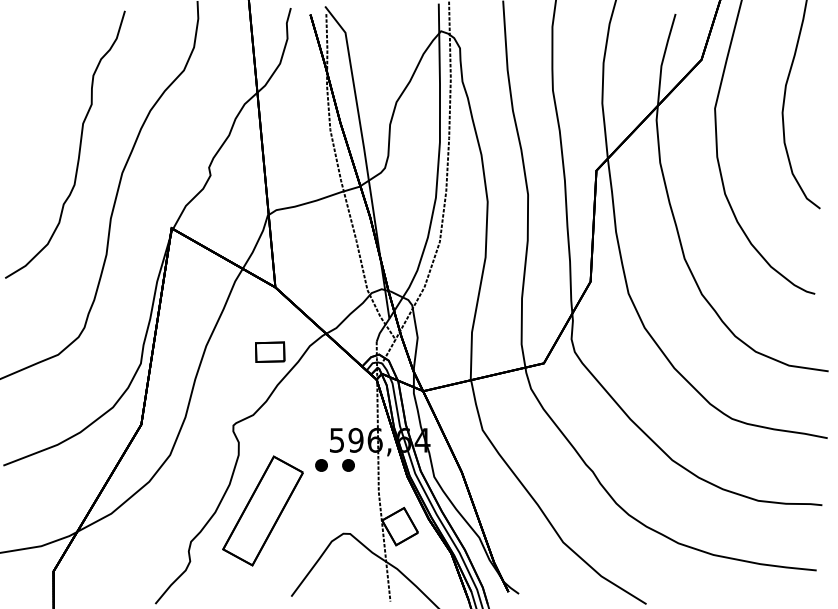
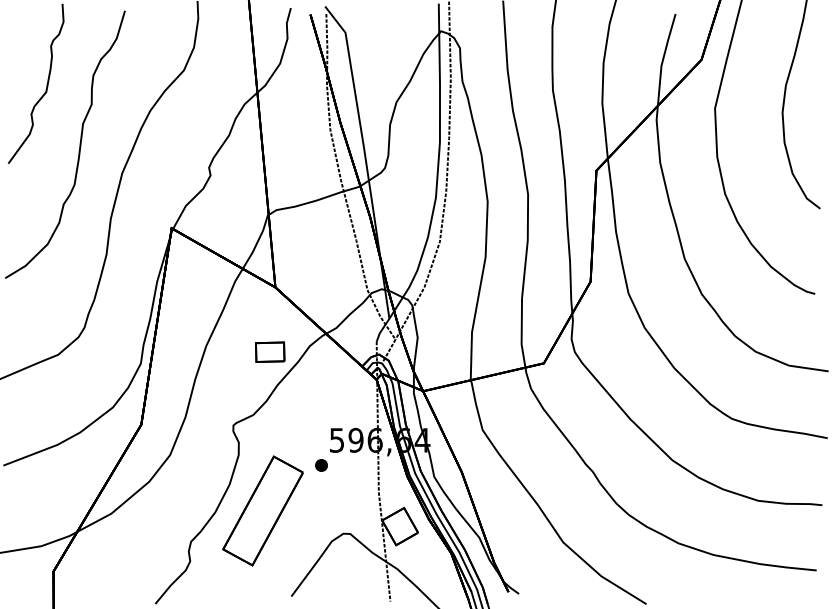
curve: none -> present (46, 84)
part: present -> none (348, 465)
